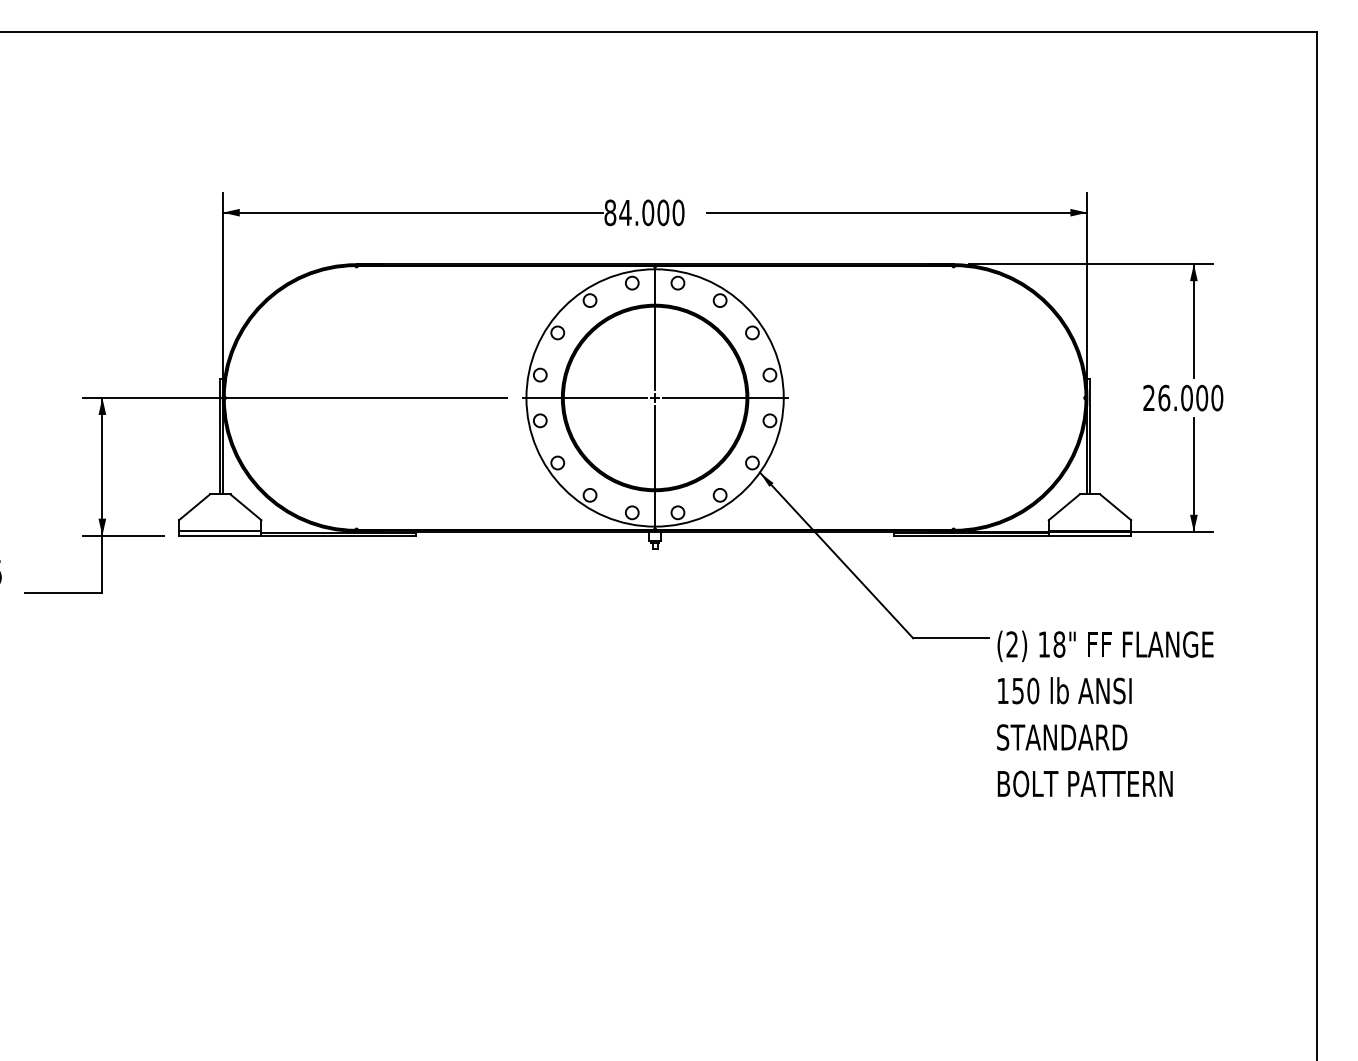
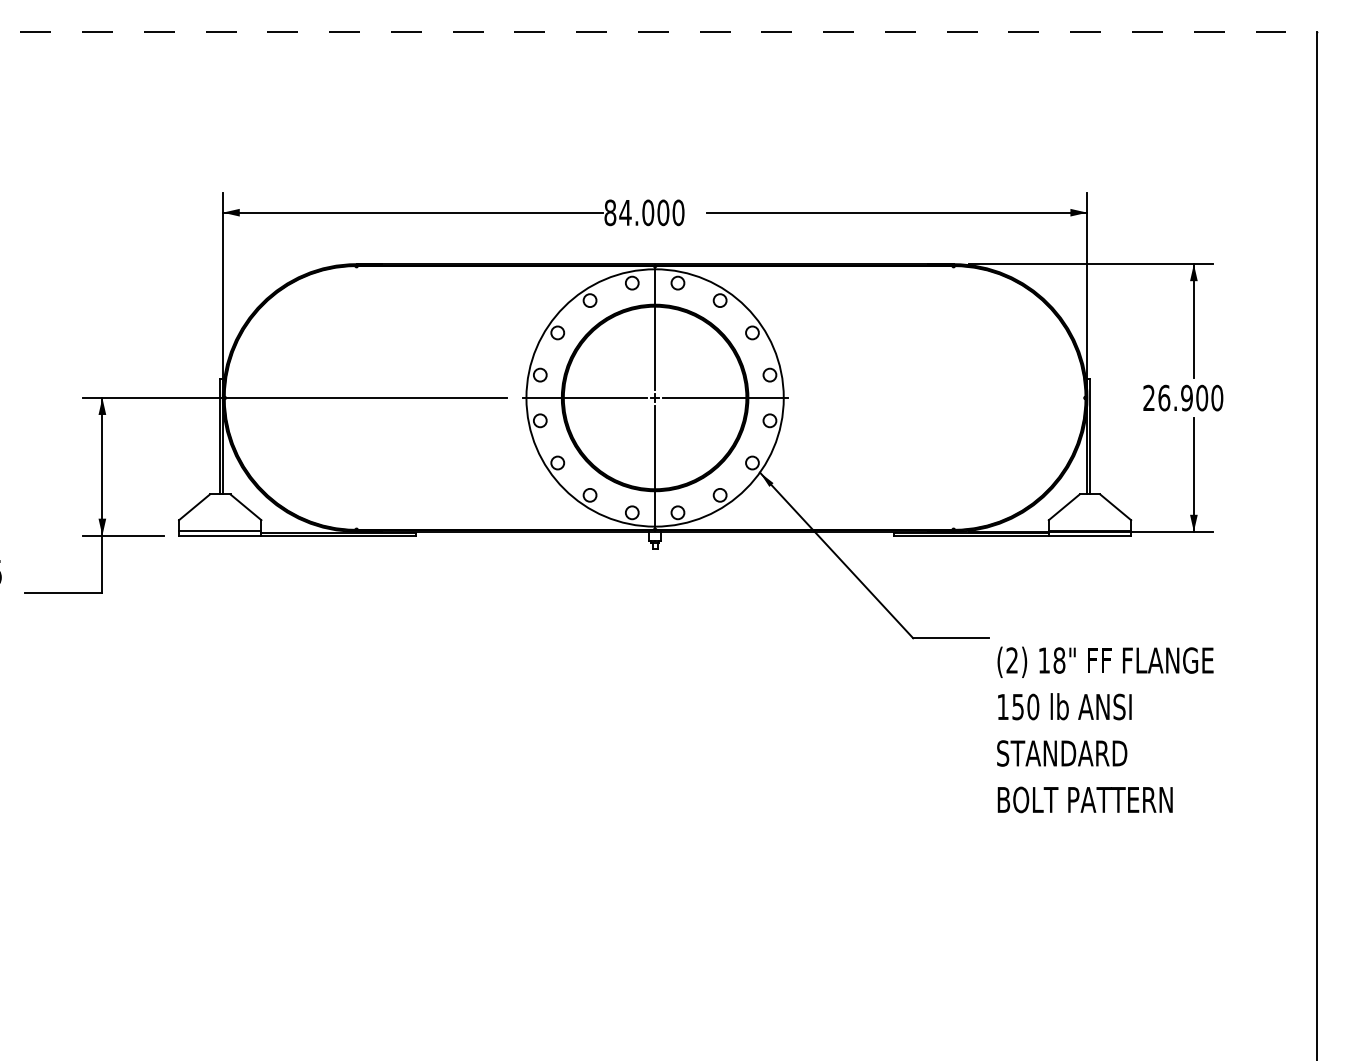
line: solid -> dashed (659, 31)
text: 26.000 -> 26.900 (1186, 398)
text position: (1105, 713) -> (1105, 729) (1105, 729)
